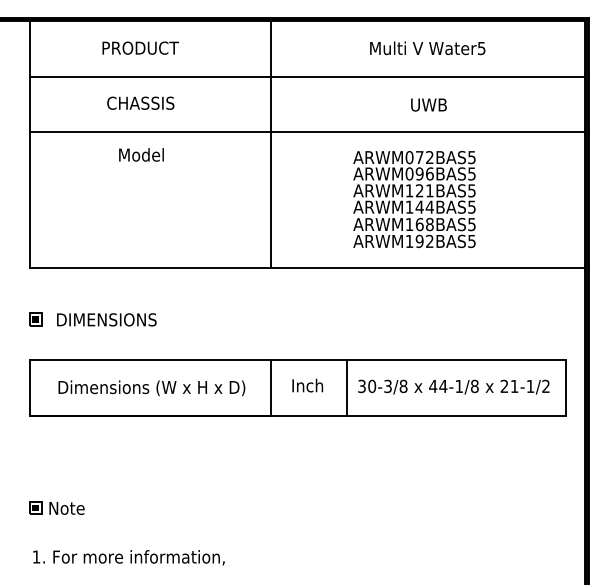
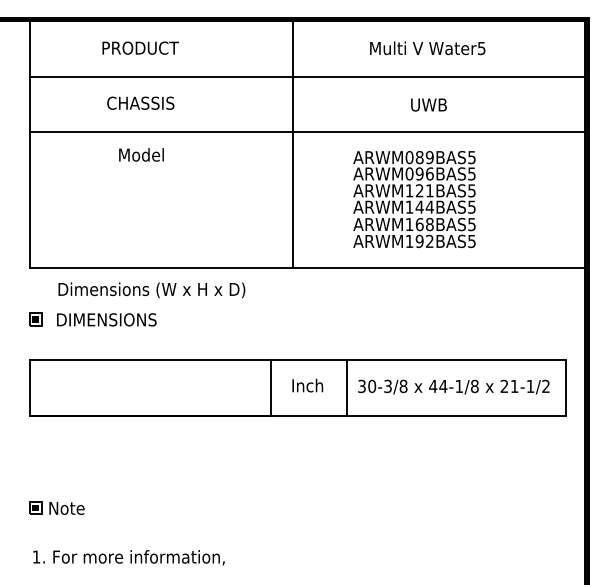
line position: (271, 144) -> (293, 144) (293, 144)
text: ARWM072BAS5 -> ARWM089BAS5 (424, 157)
text position: (151, 388) -> (151, 290) (151, 290)
